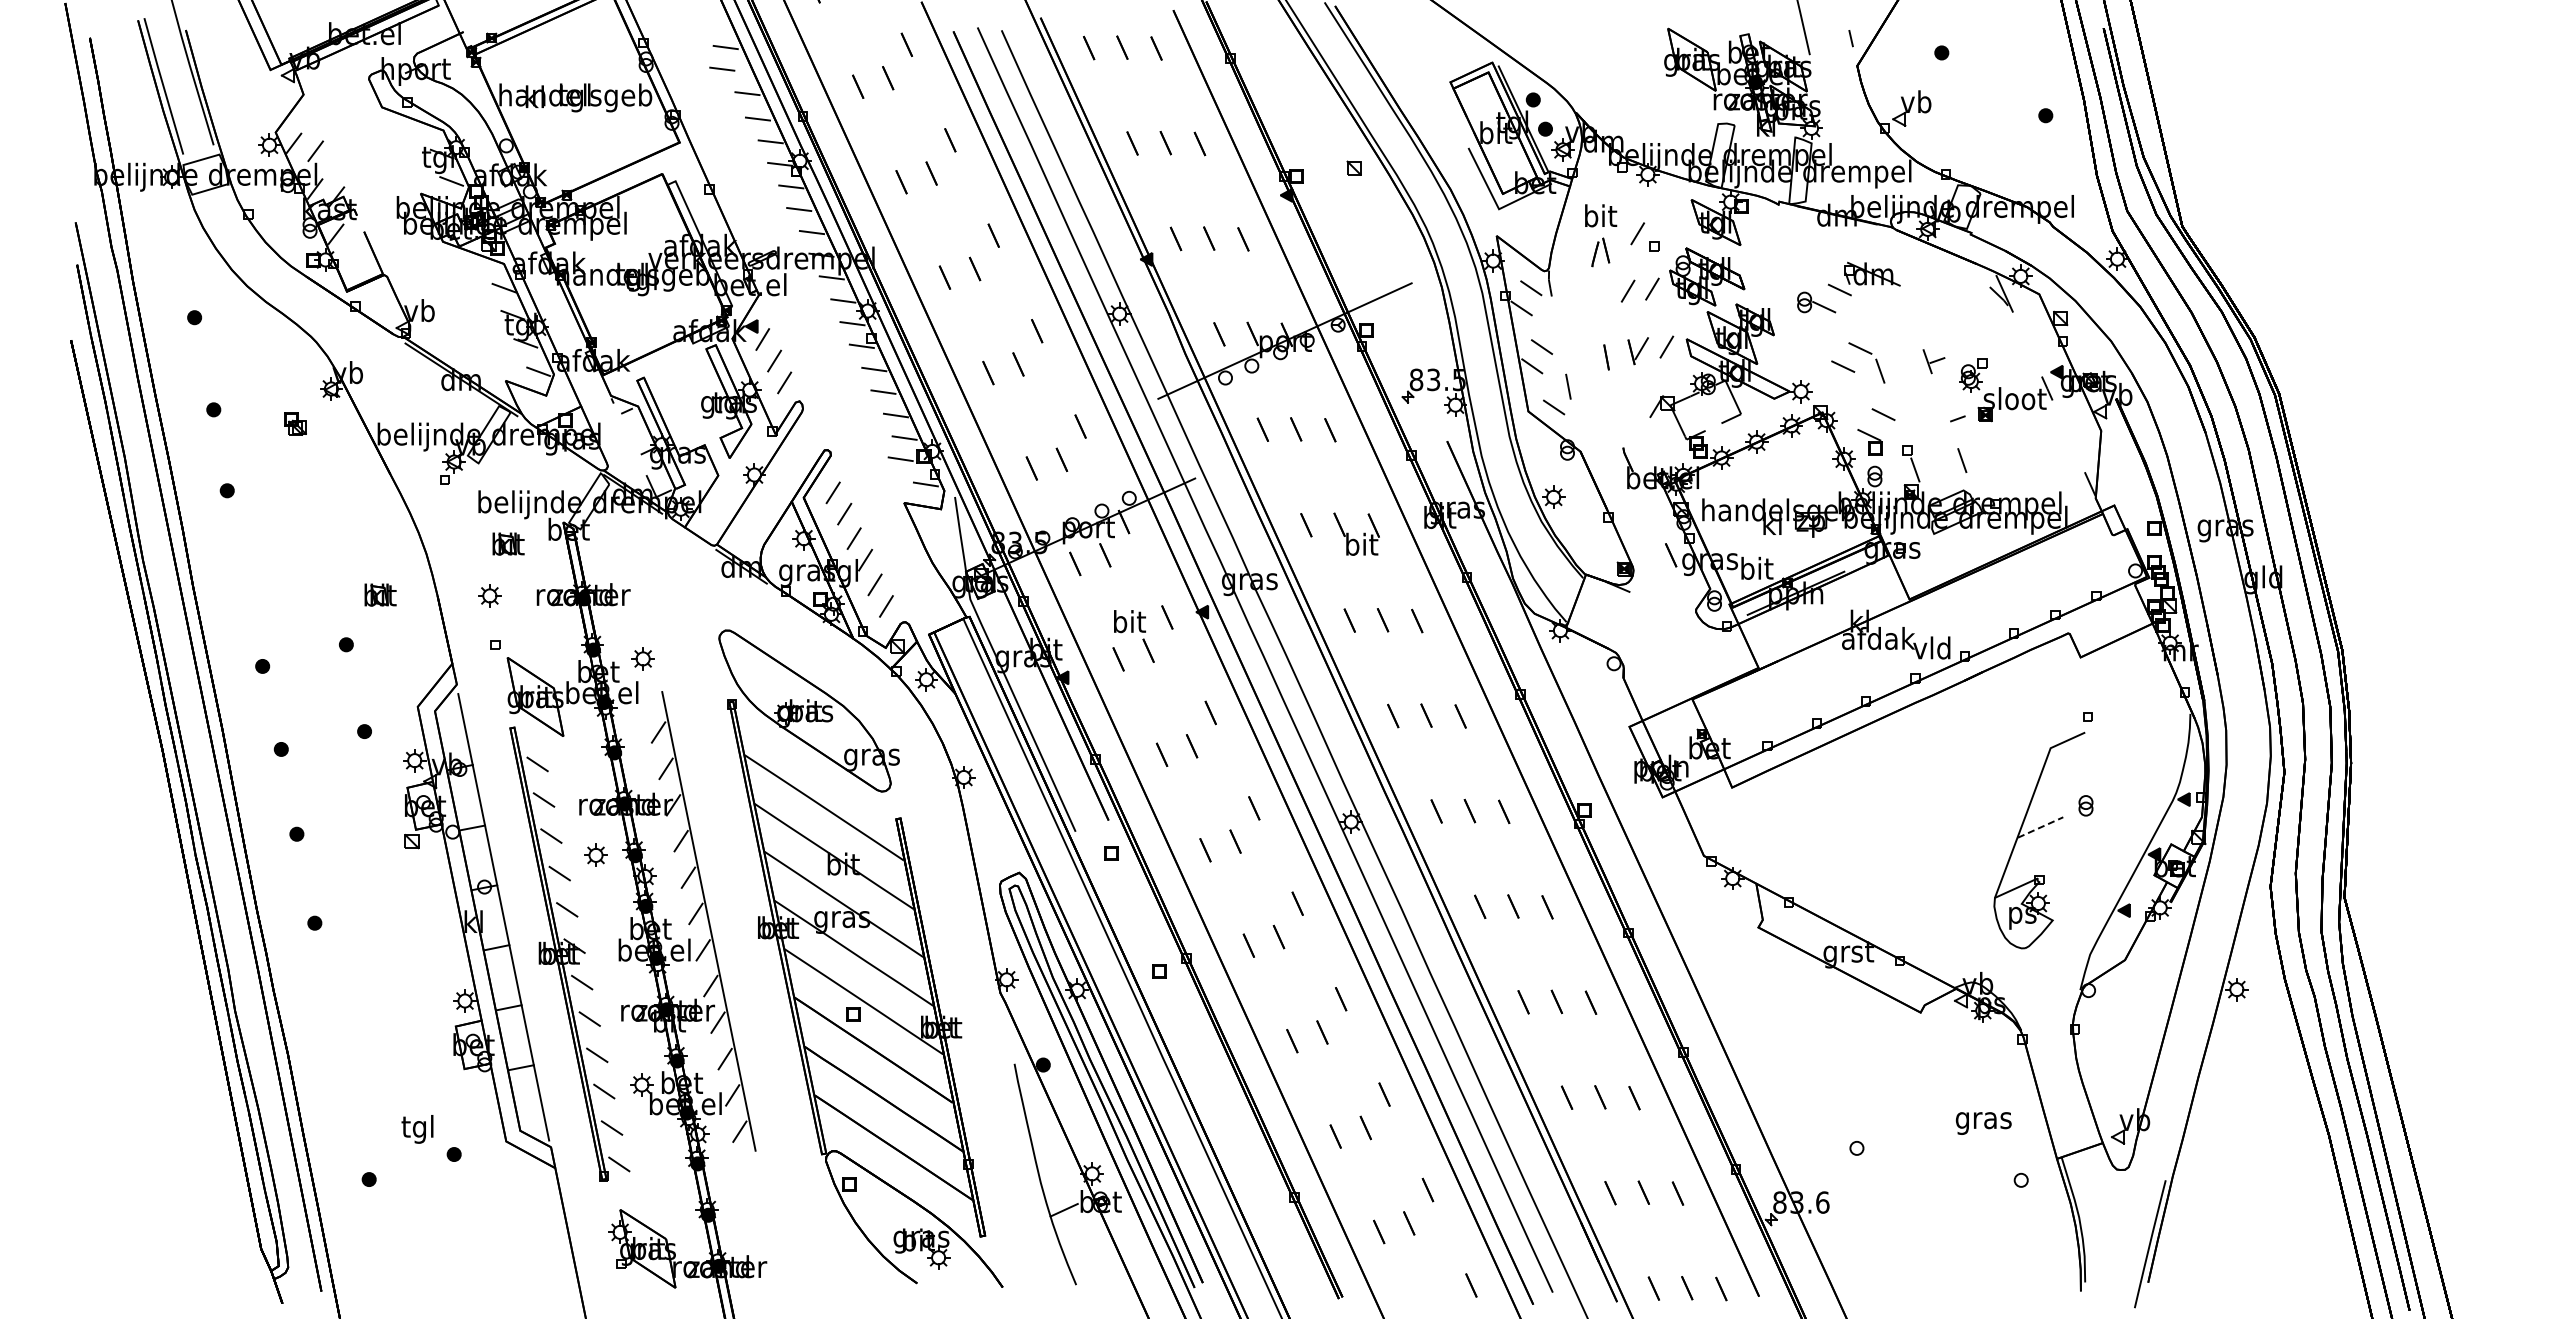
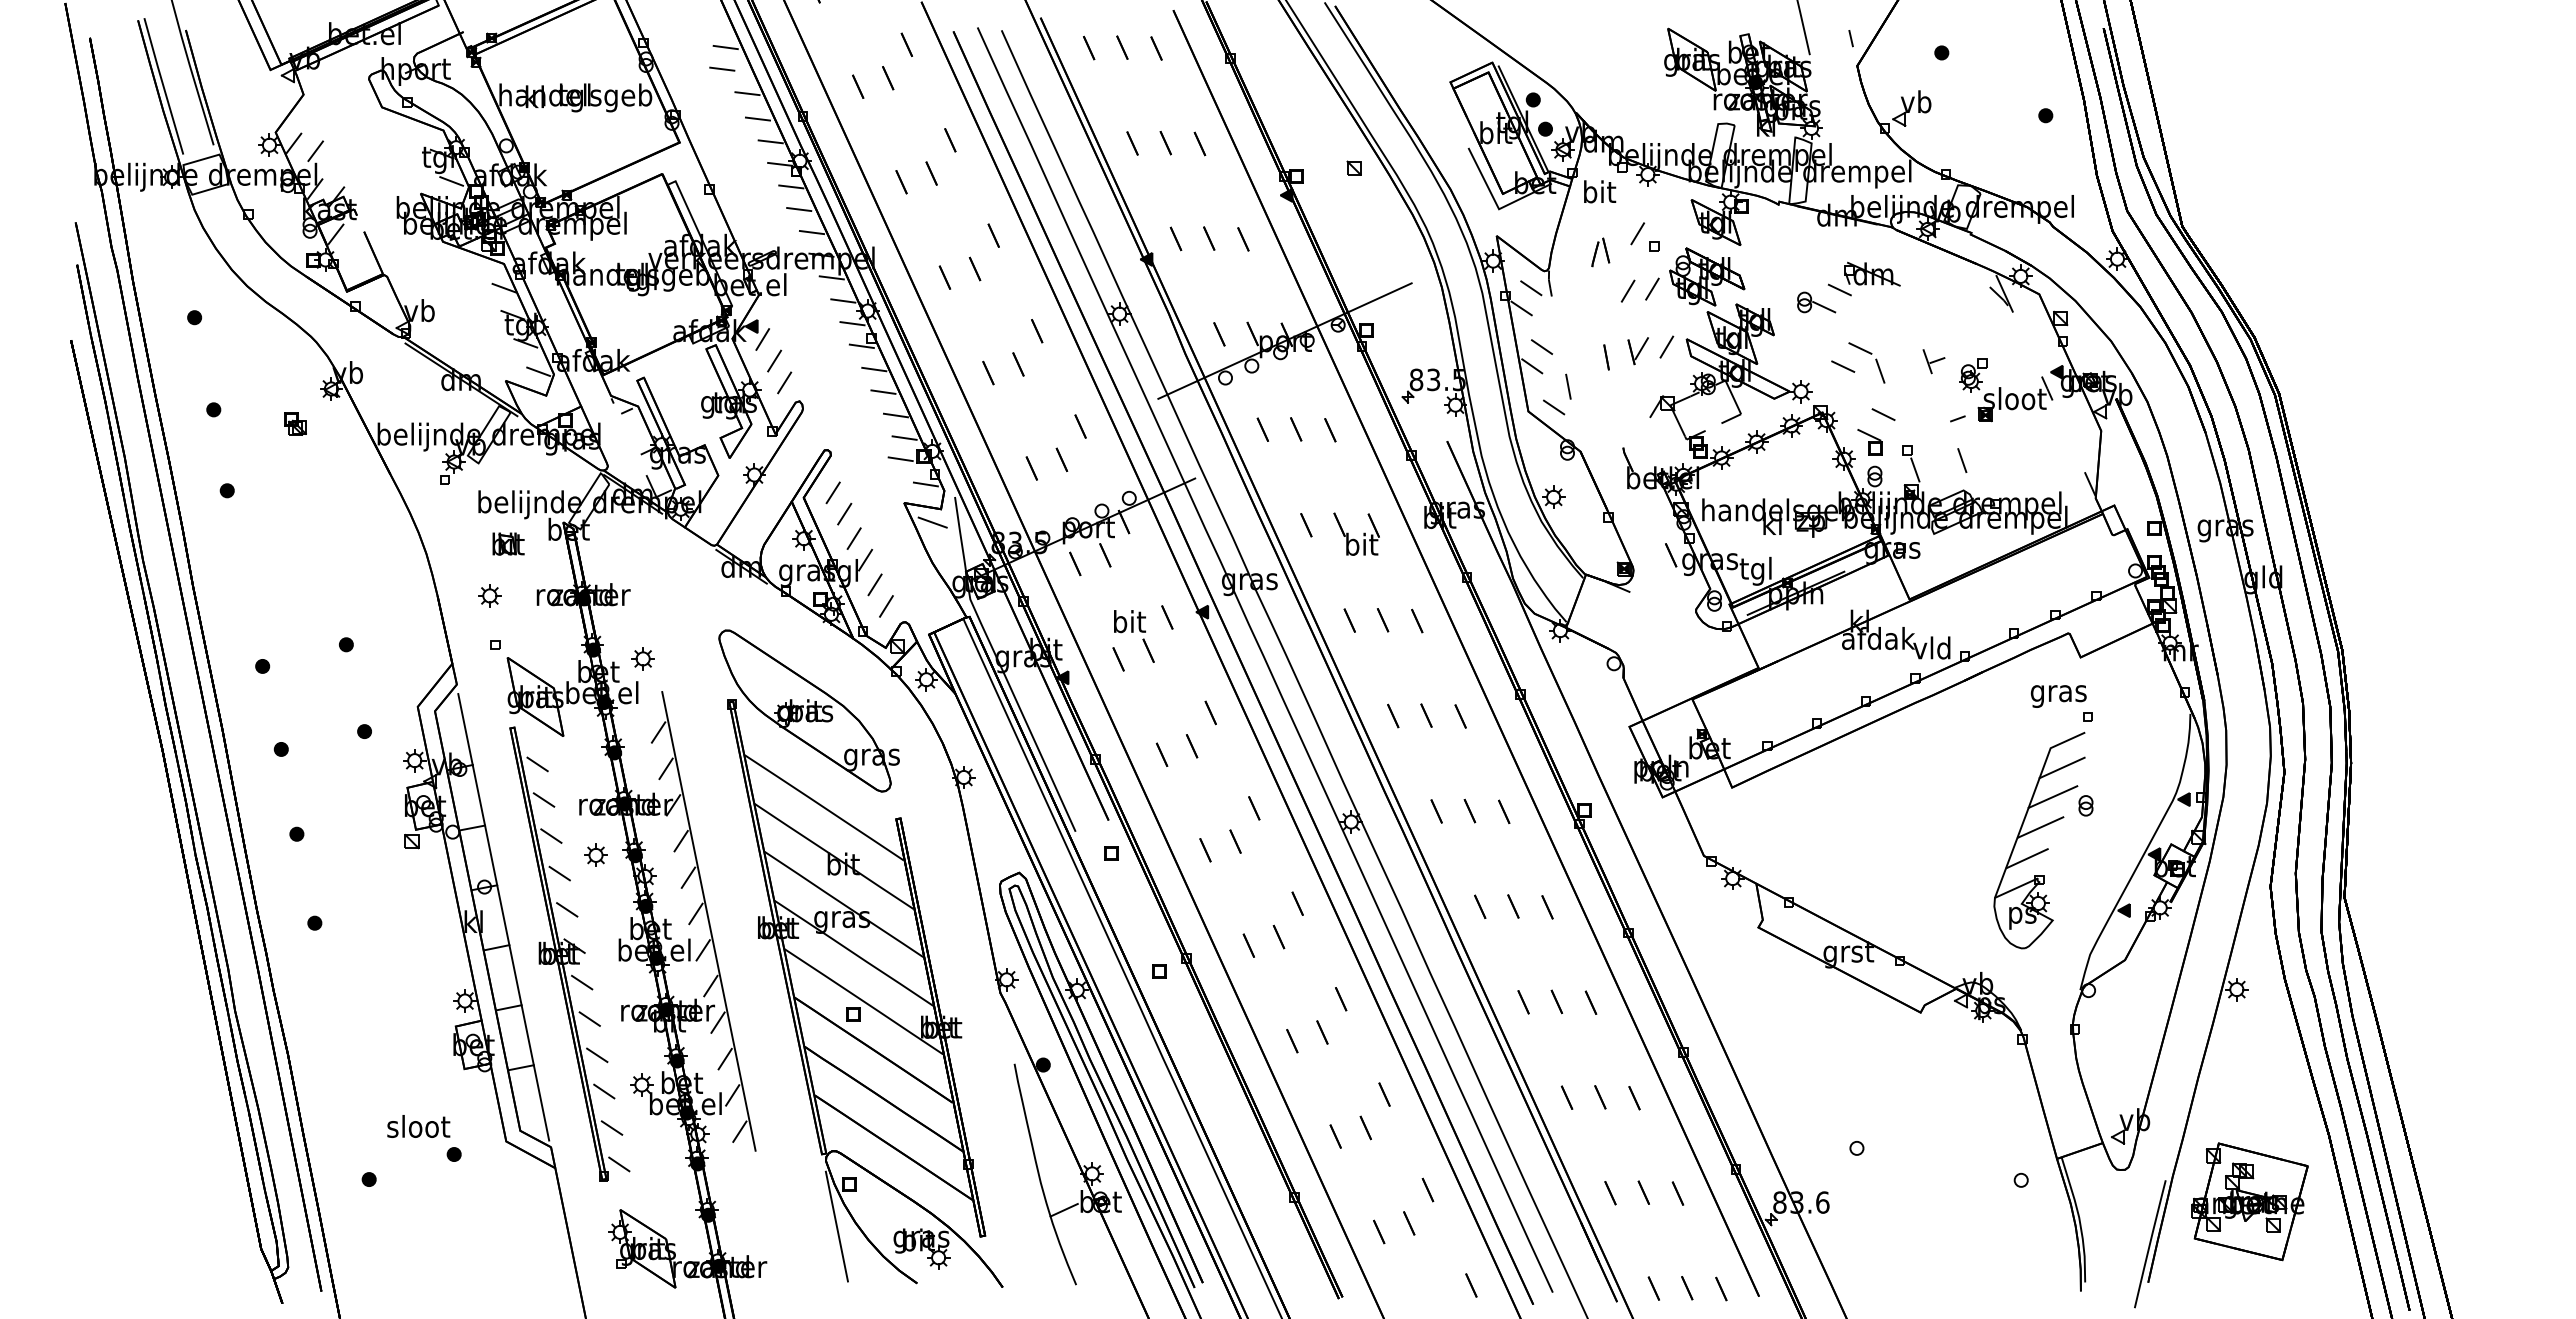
text position: (1601, 215) -> (1600, 191) (1600, 191)
line: none -> present (932, 522)
text: bit -> tgl (1756, 570)
part: present -> none (380, 594)
line: none -> present (2061, 767)
line: none -> present (2052, 796)
line: dashed -> solid (2040, 827)
line: none -> present (2026, 858)
text position: (1983, 1123) -> (2058, 696) (2058, 696)
text: tgl -> sloot (418, 1129)
part: none -> present (2249, 1201)
line: none -> present (836, 1226)
